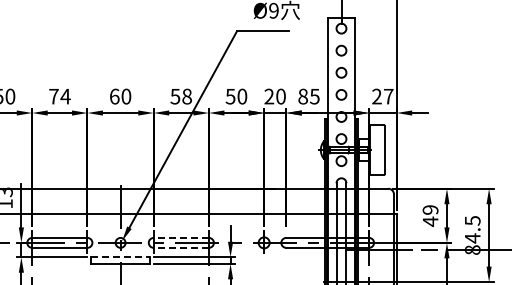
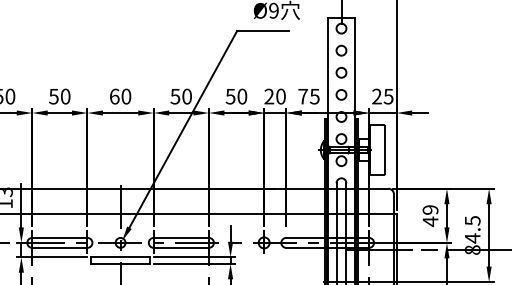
text: 74 -> 50 (59, 96)
text: 58 -> 50 (186, 96)
text: 85 -> 75 (303, 96)
text: 27 -> 25 (388, 96)
line: dashed -> solid (181, 237)
line: dashed -> solid (181, 247)
line: dashed -> solid (121, 257)
